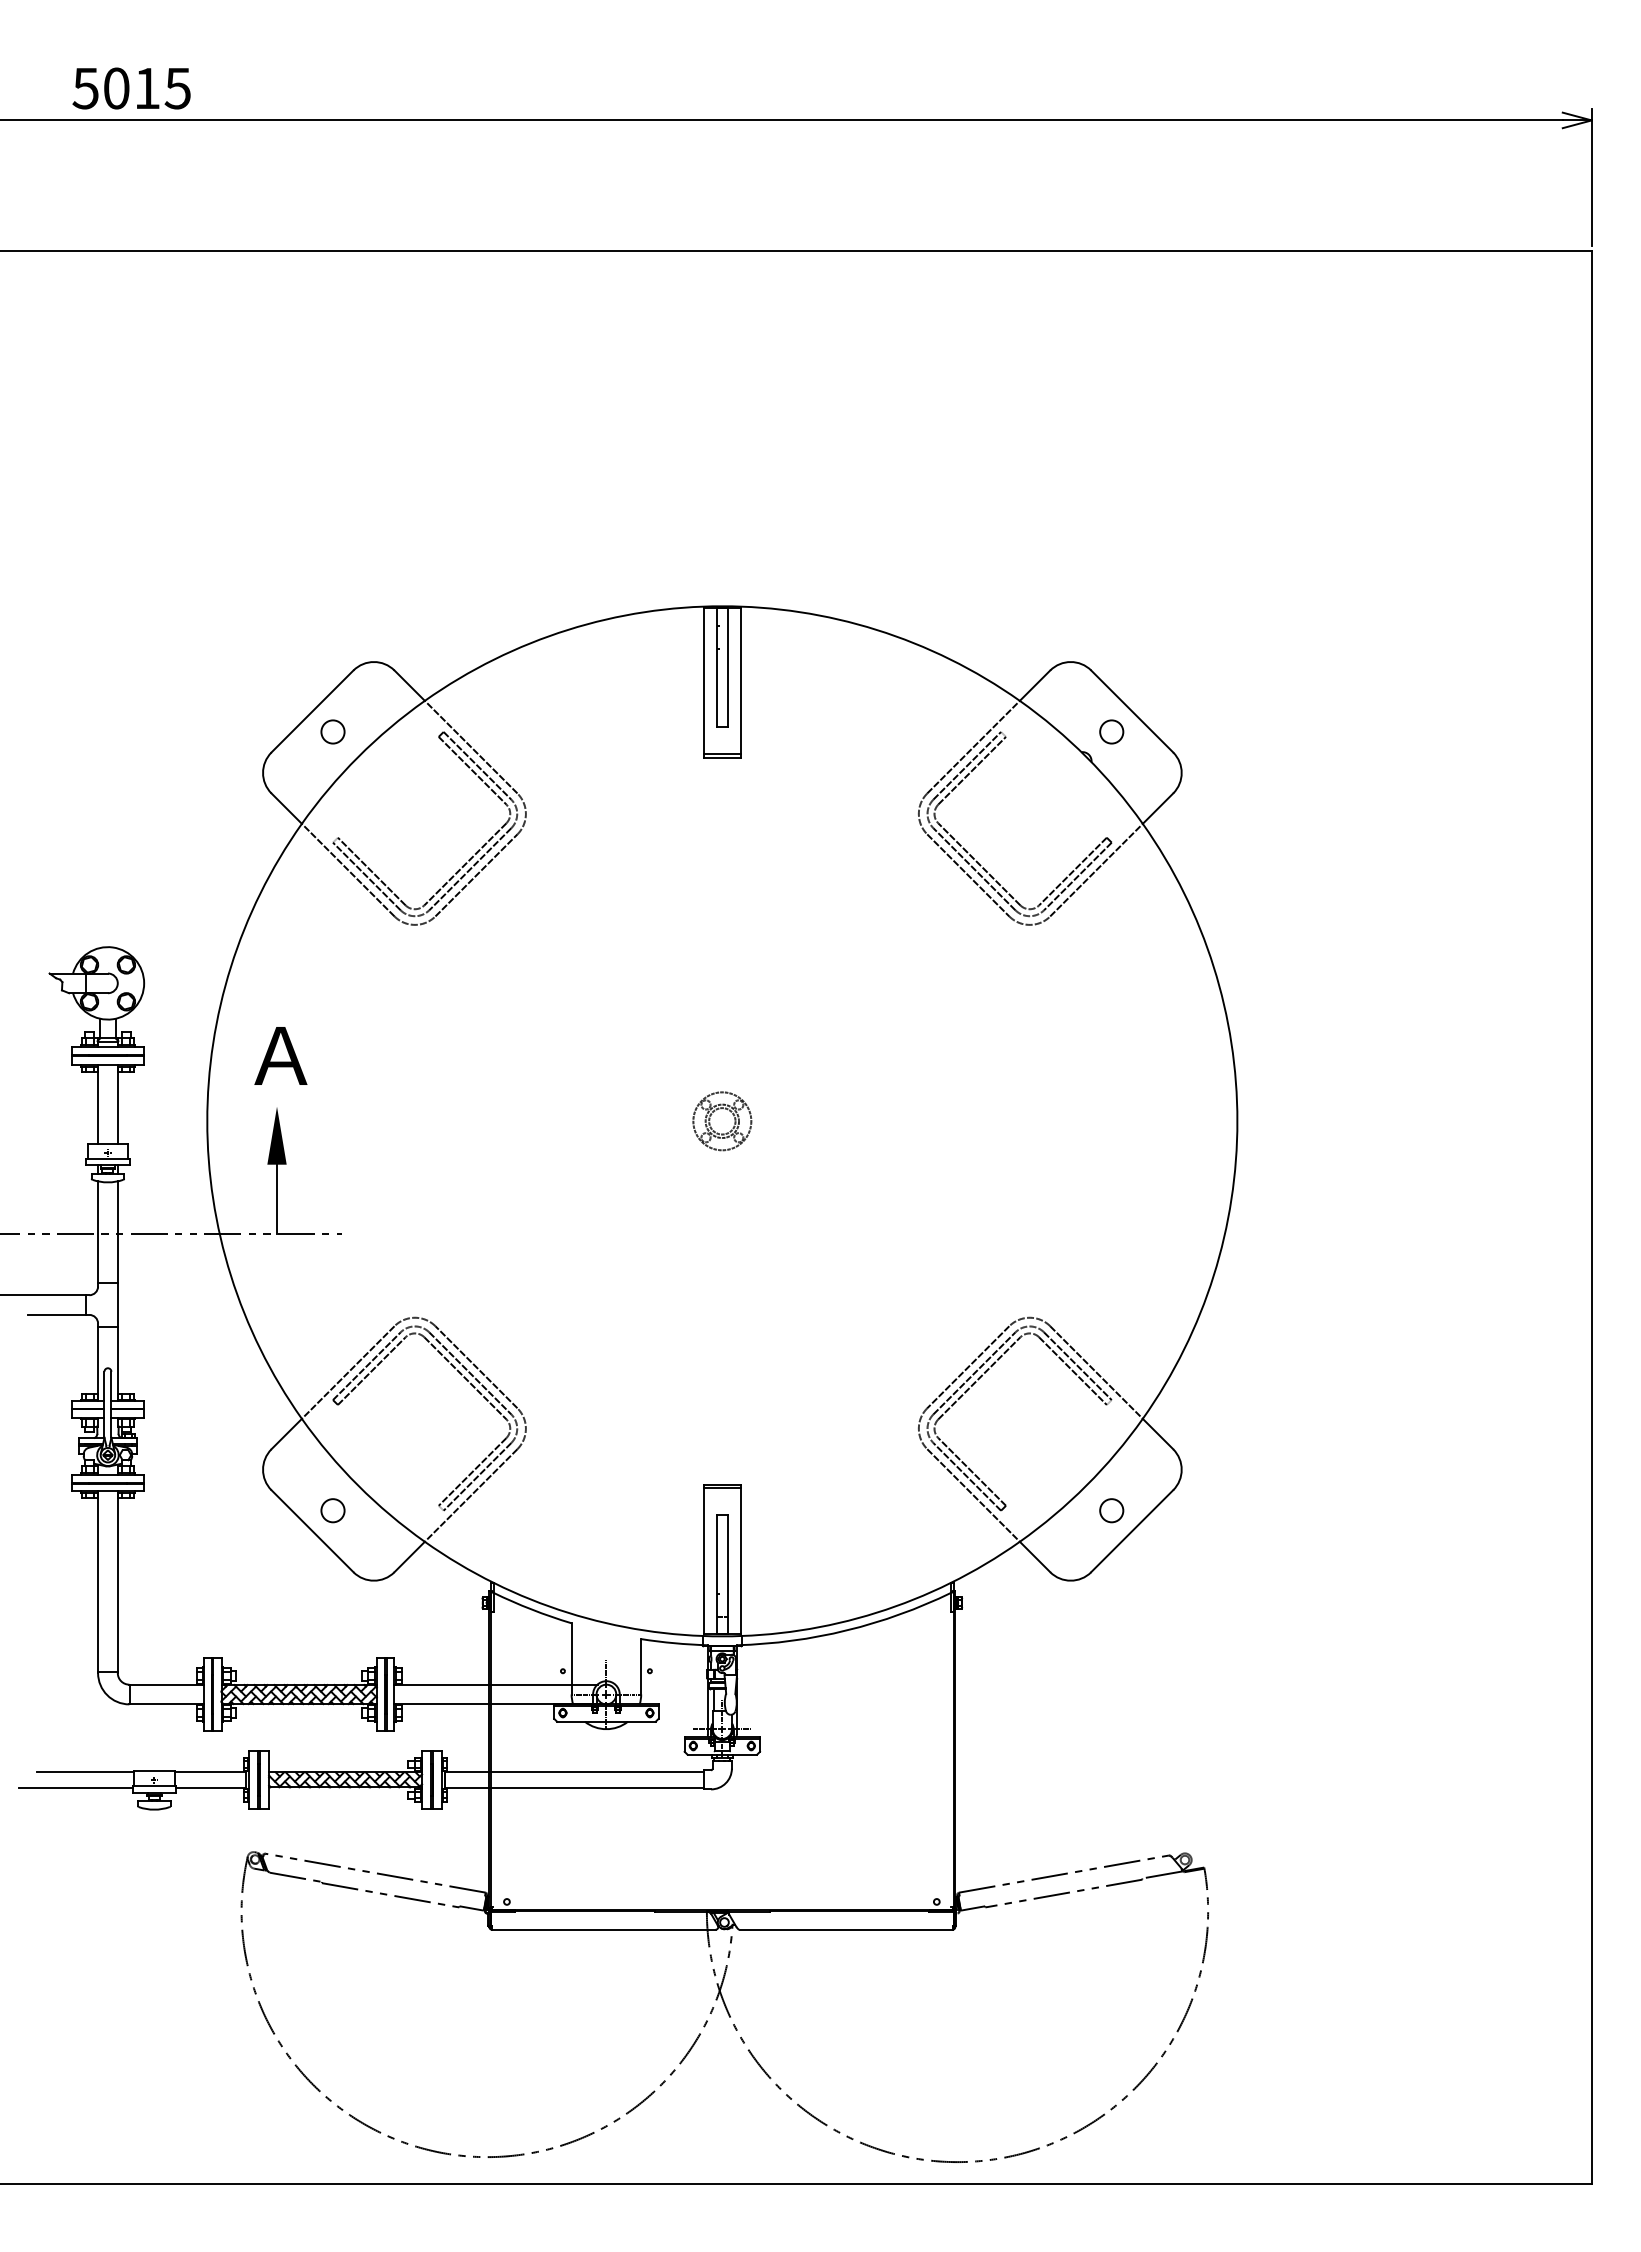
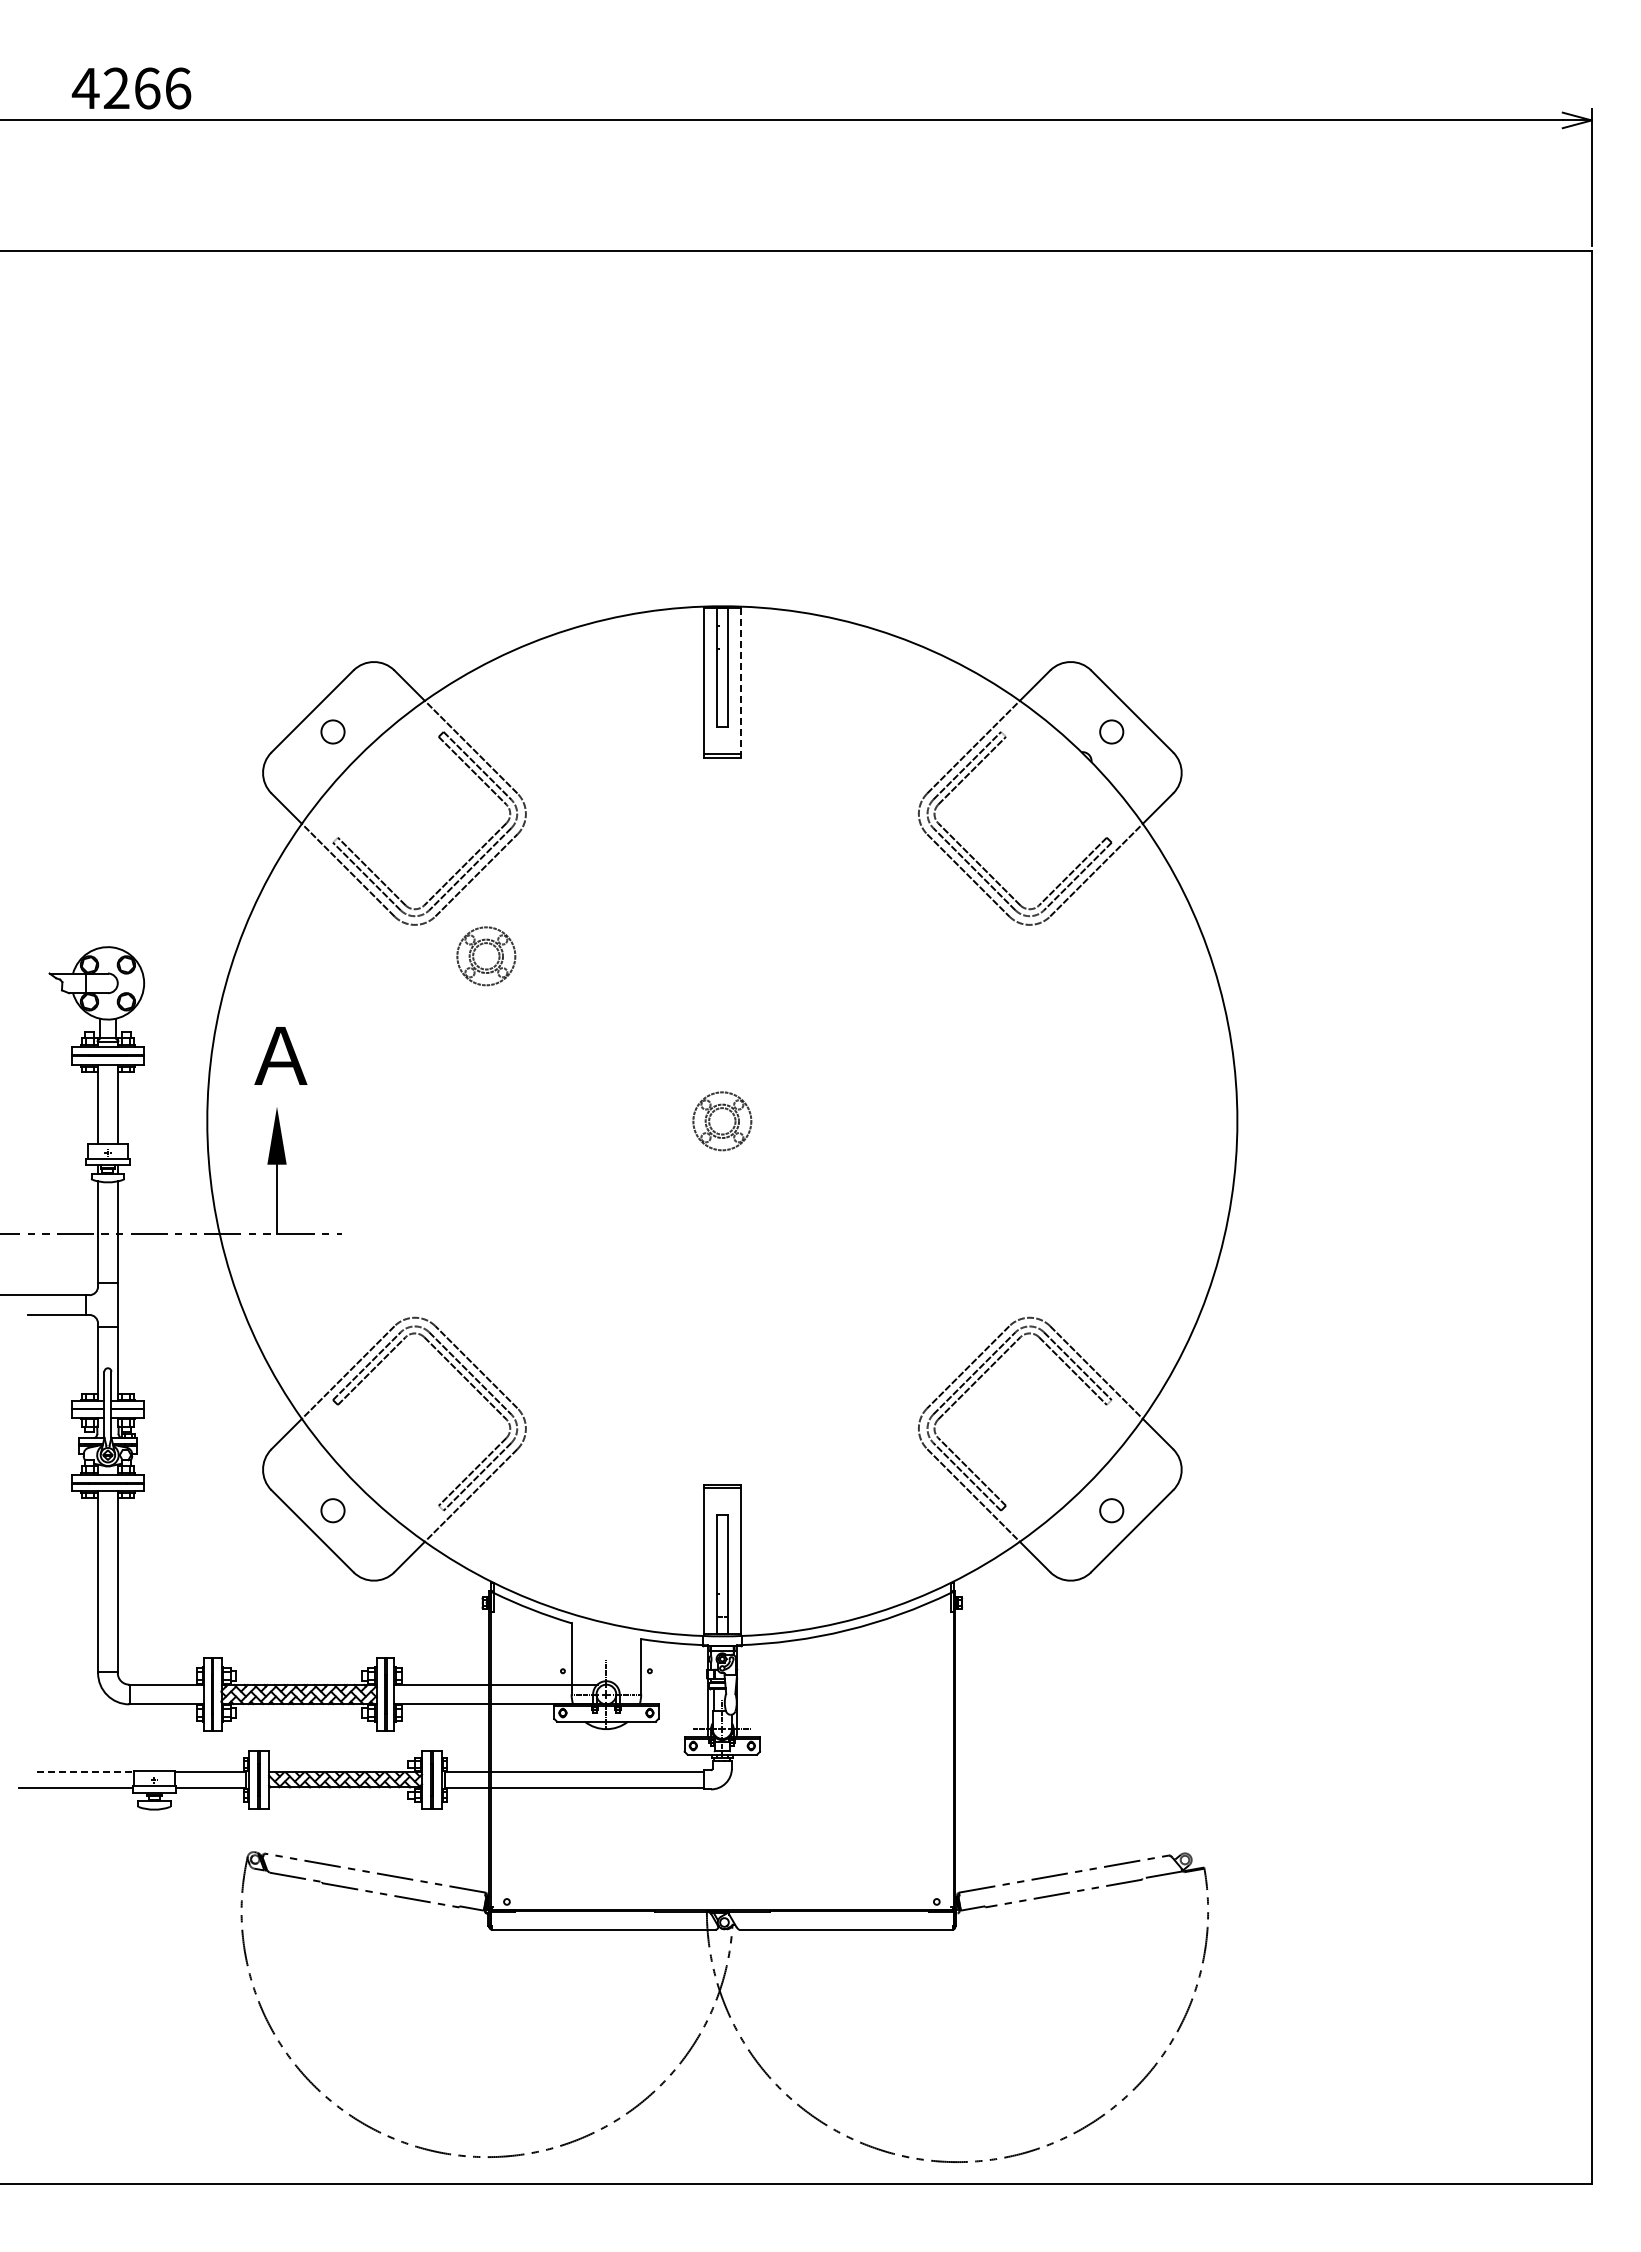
text: 5015 -> 4266 (131, 88)
line: solid -> dashed (741, 682)
part: none -> present (490, 967)
line: solid -> dashed (86, 1771)
